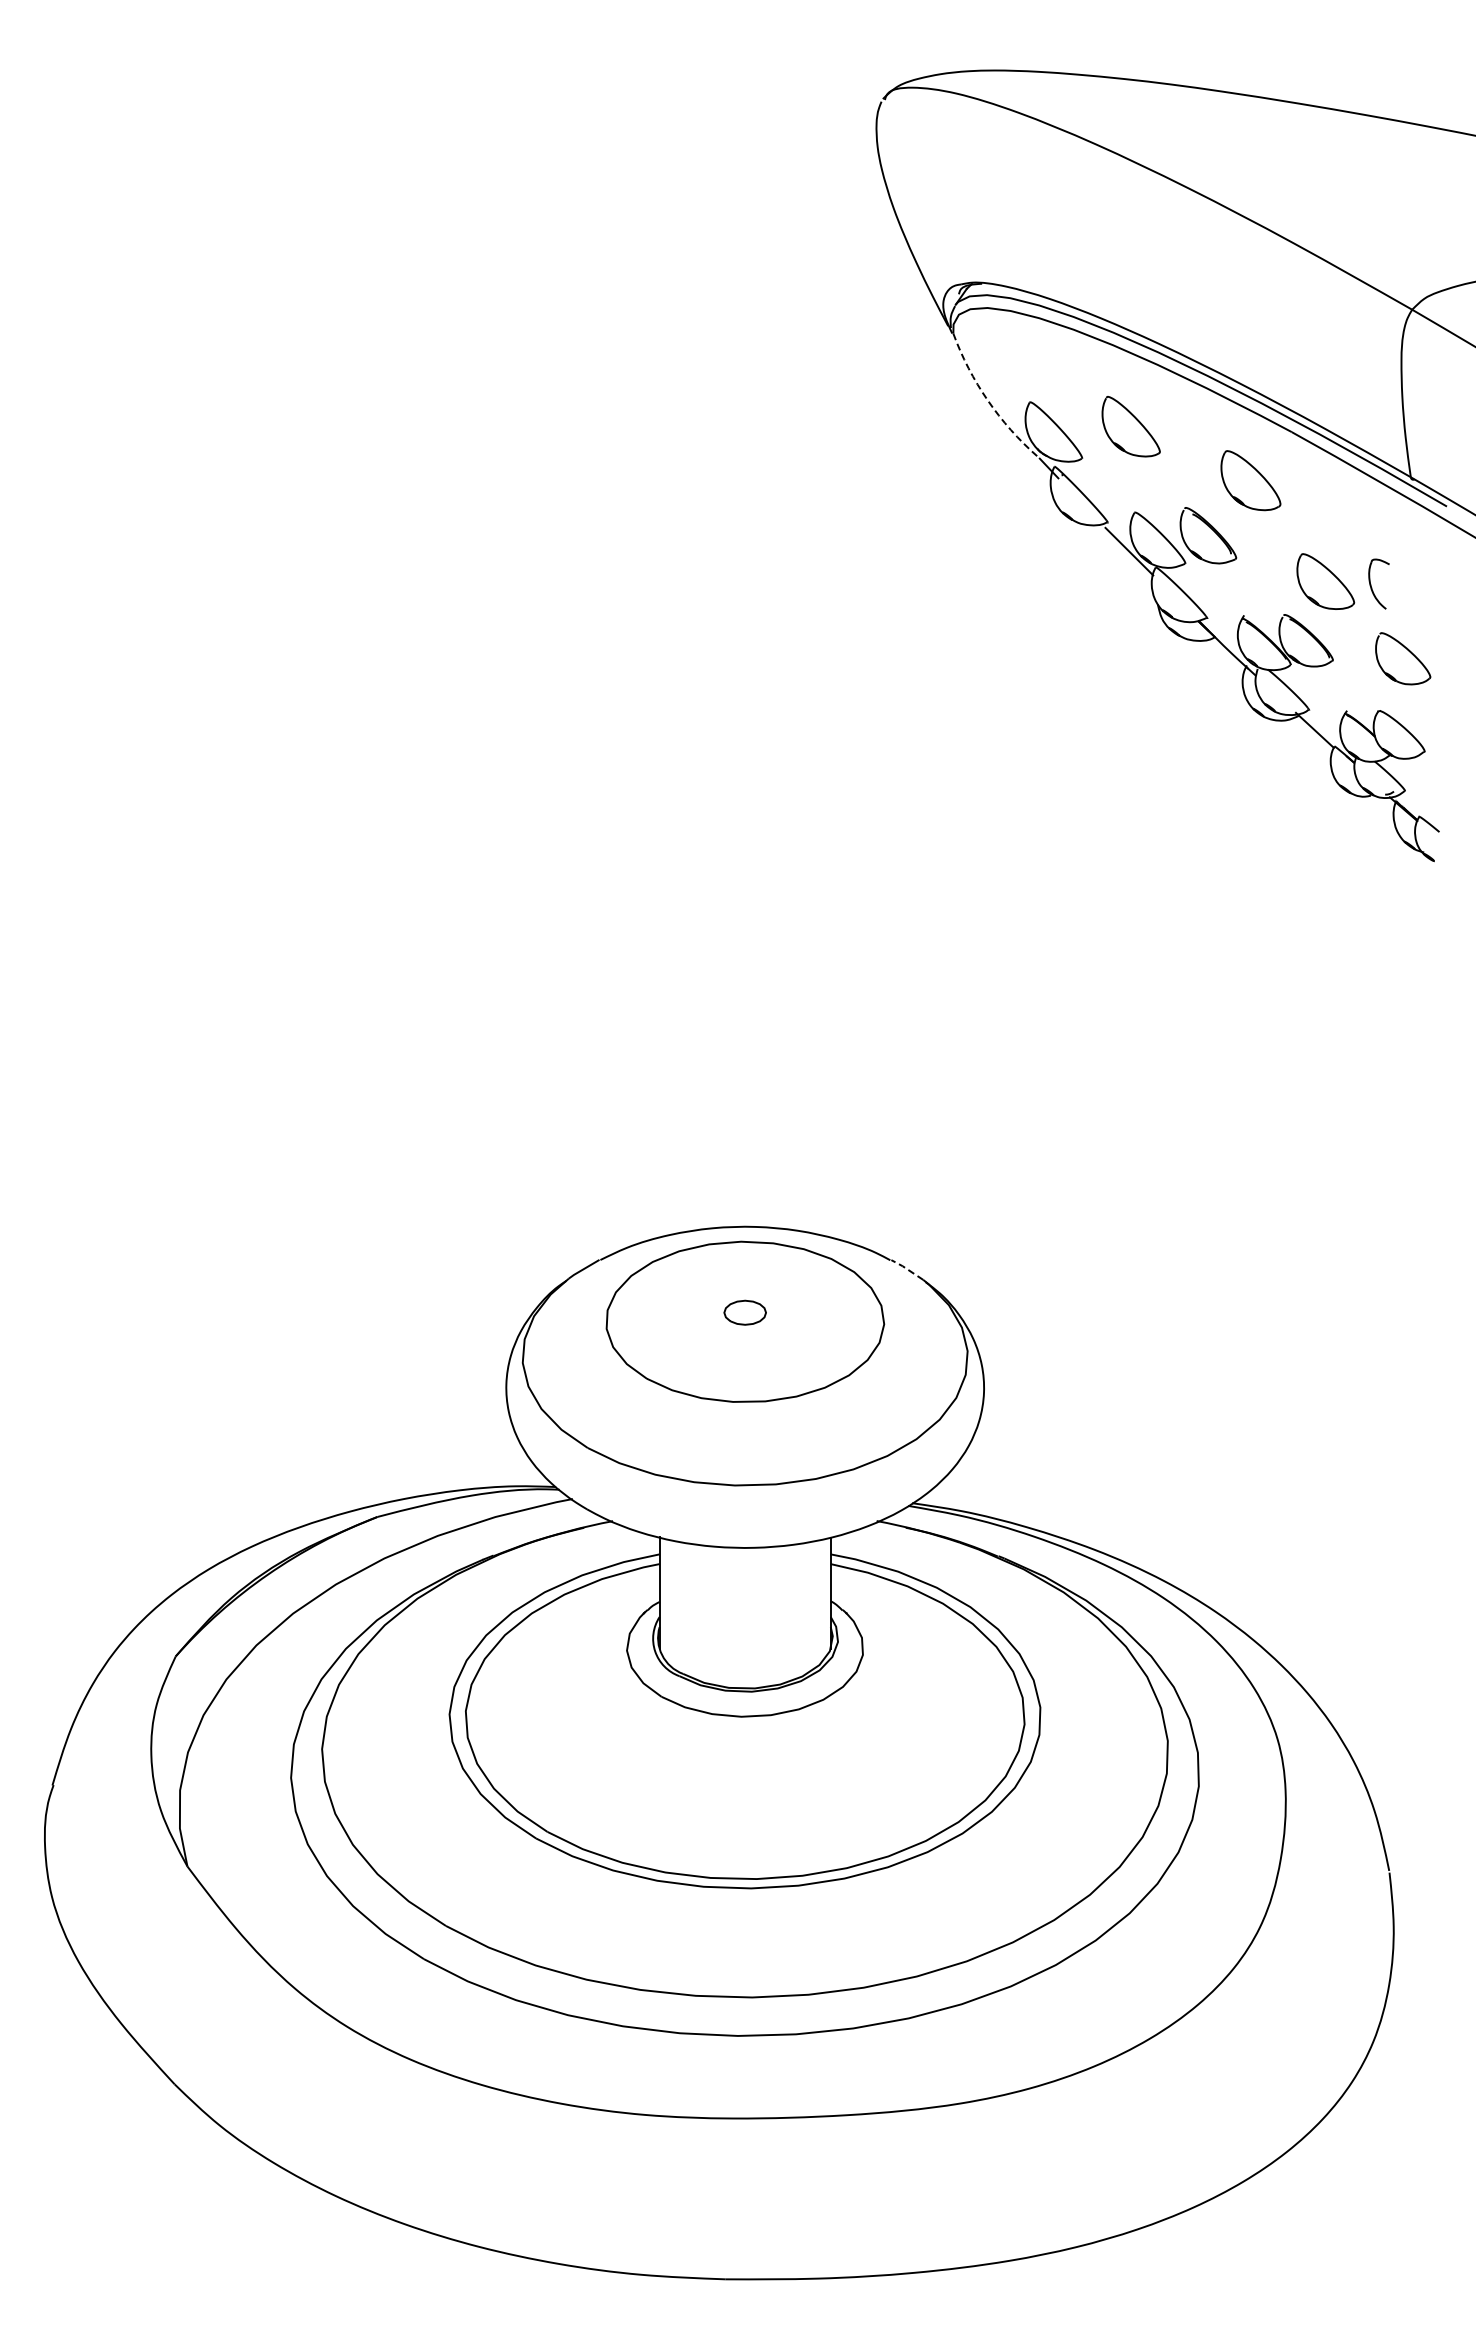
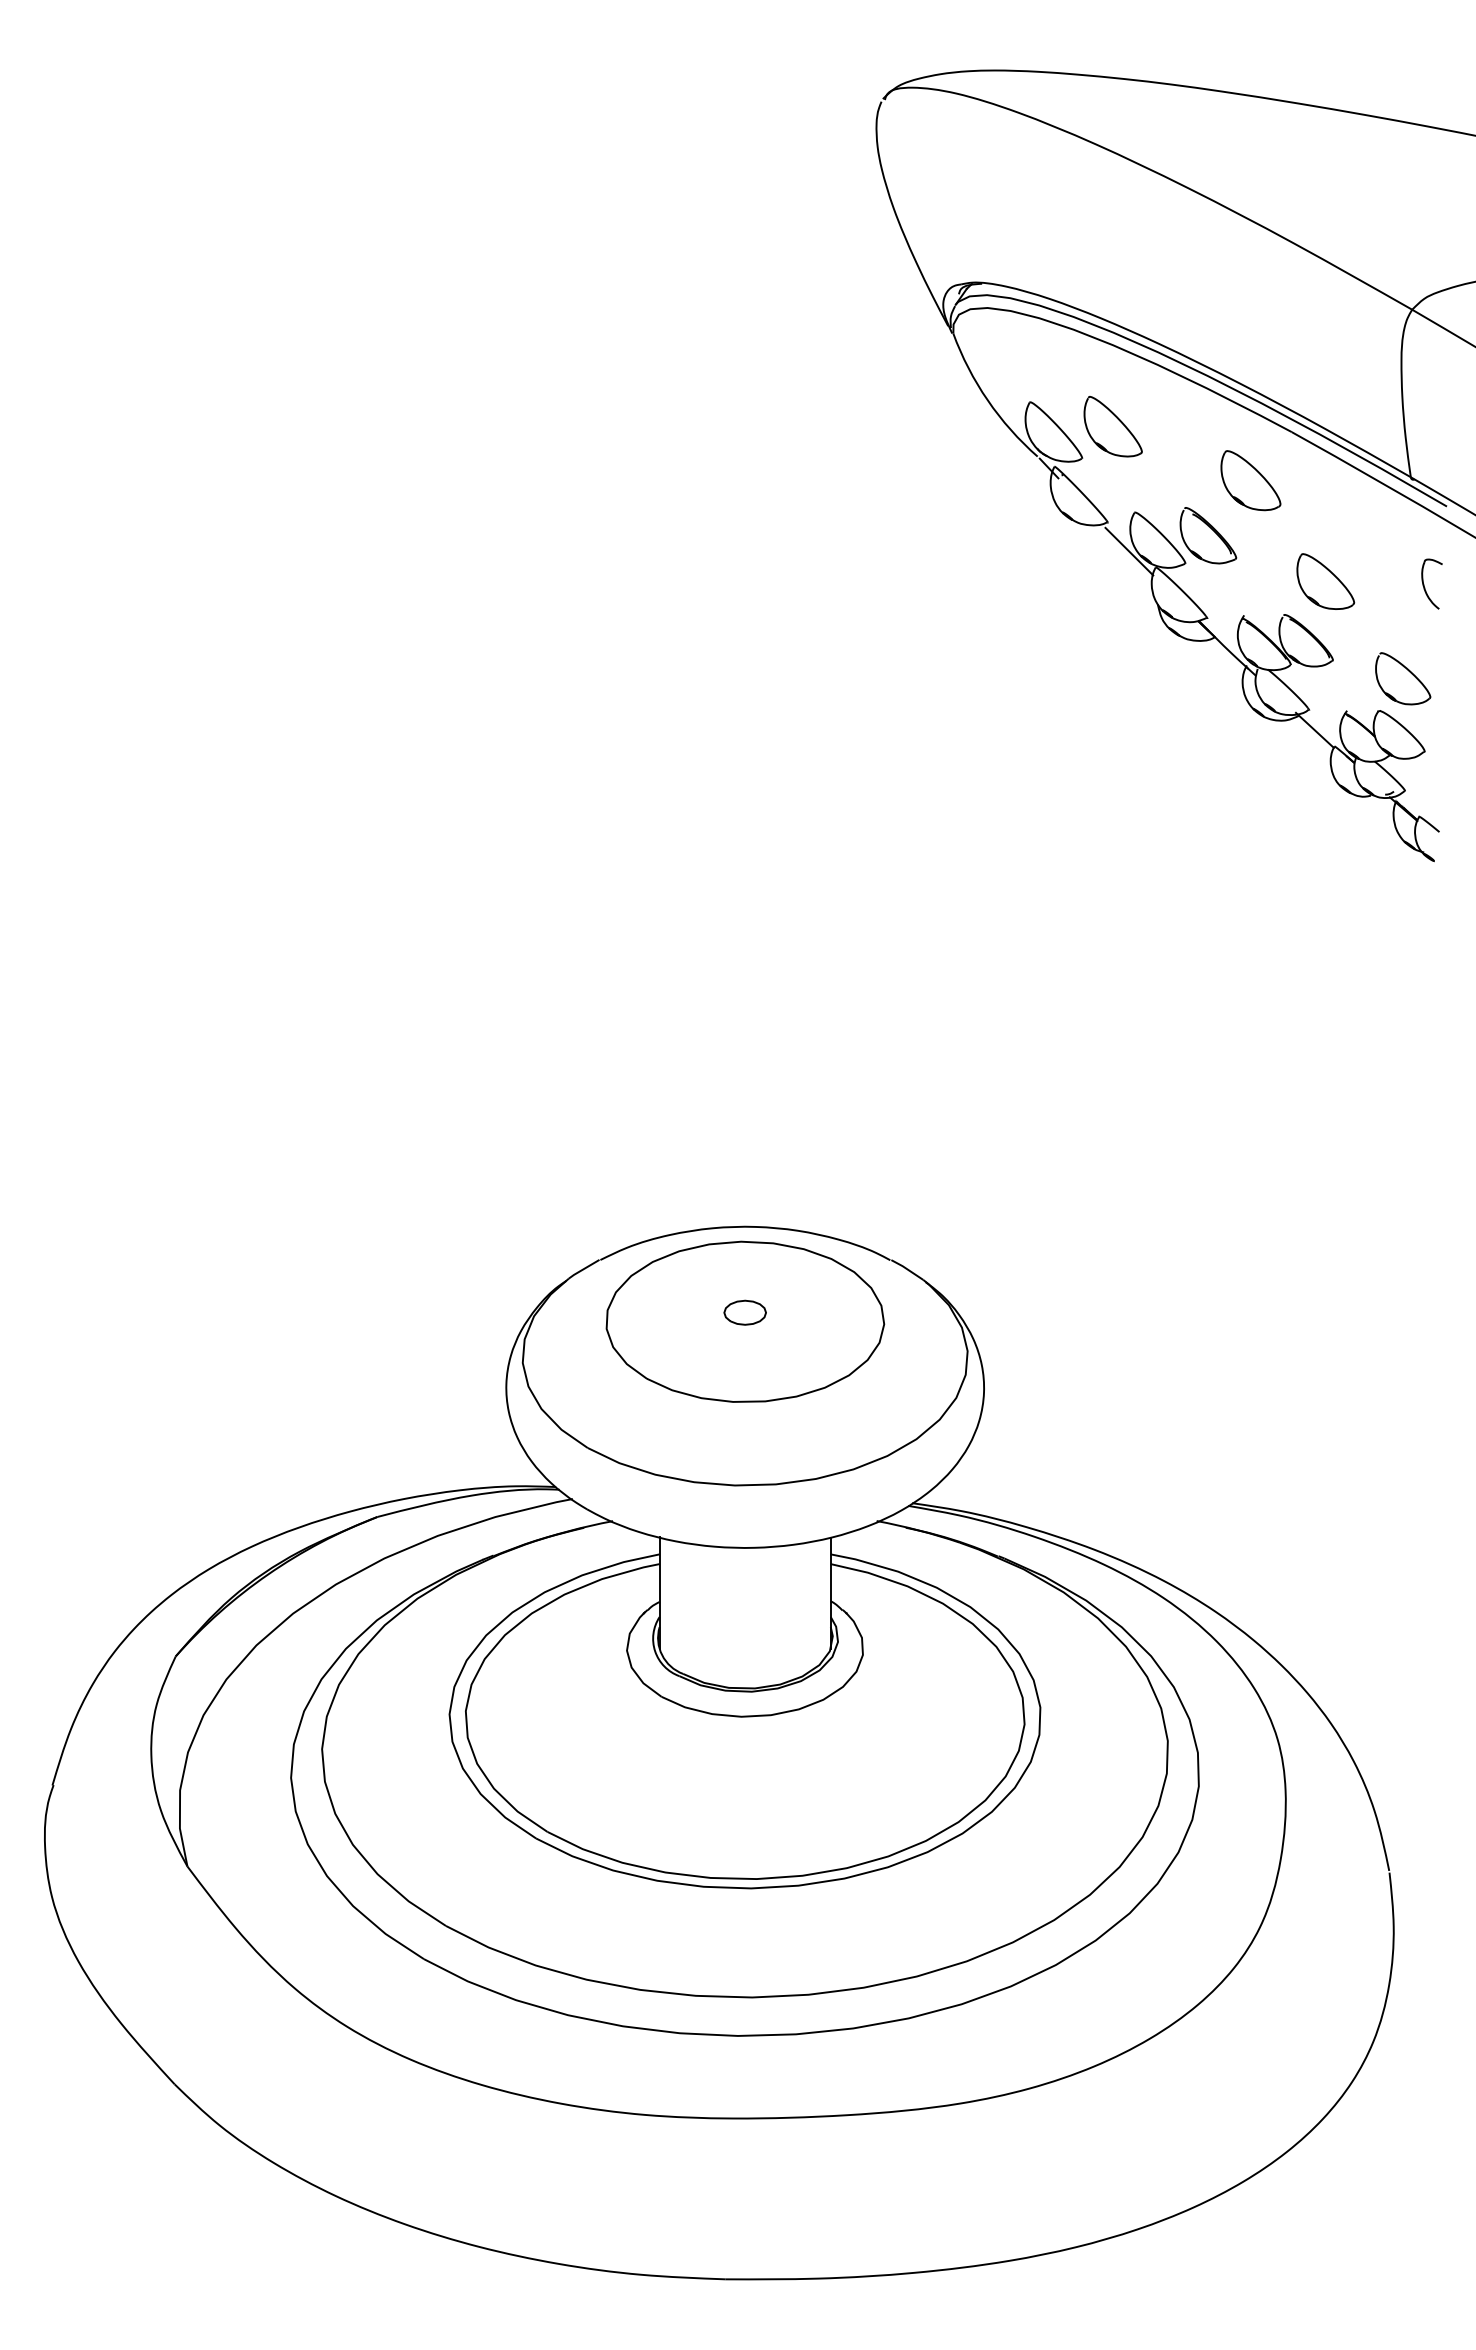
arc: dashed -> solid (987, 400)
part position: (1130, 426) -> (1112, 426) (1112, 426)
part position: (1371, 584) -> (1424, 584) (1424, 584)
part position: (1403, 658) -> (1403, 678) (1403, 678)
line: dashed -> solid (906, 1268)
